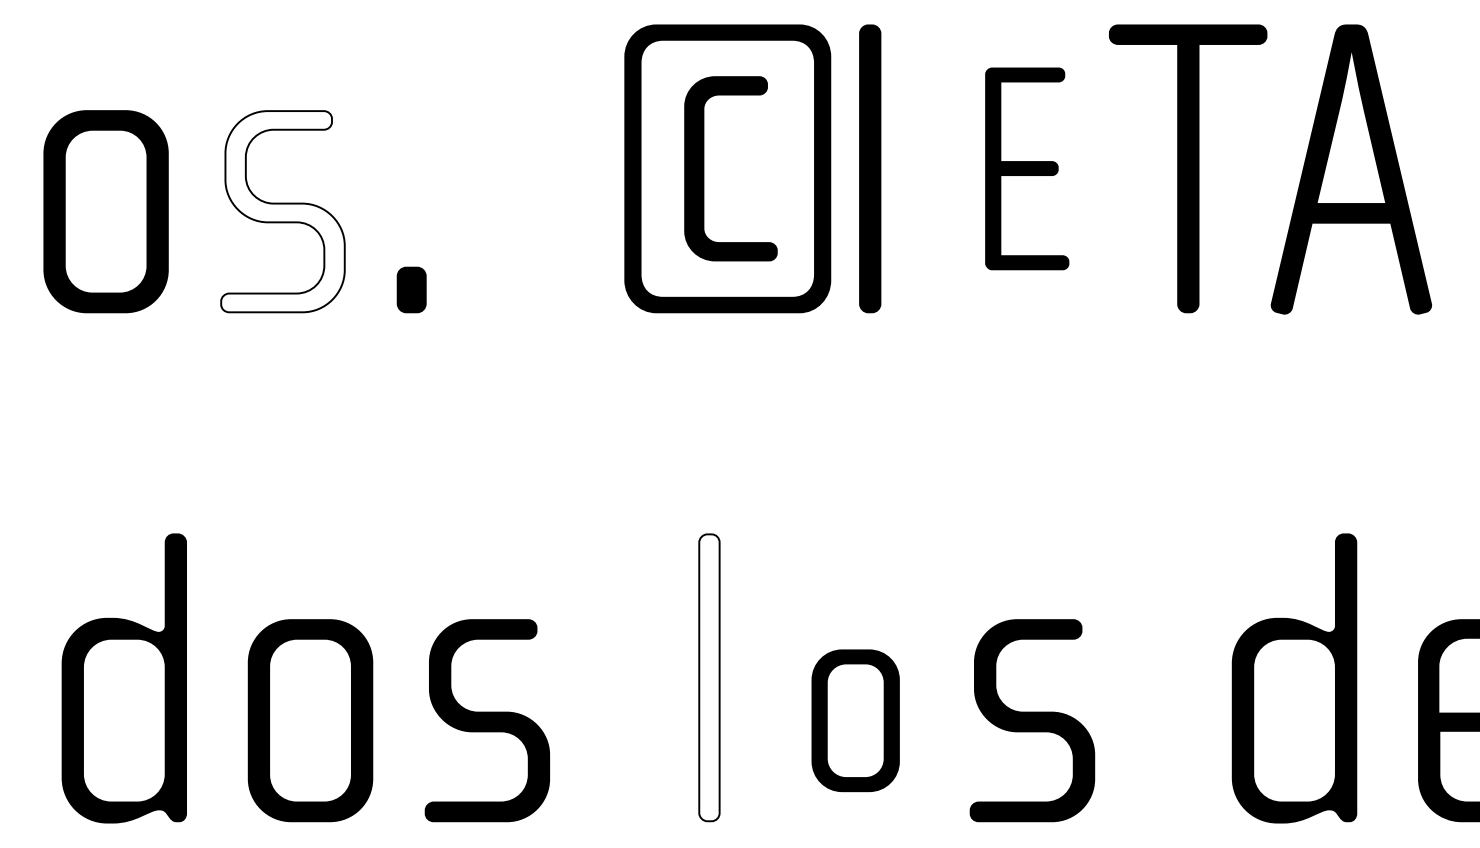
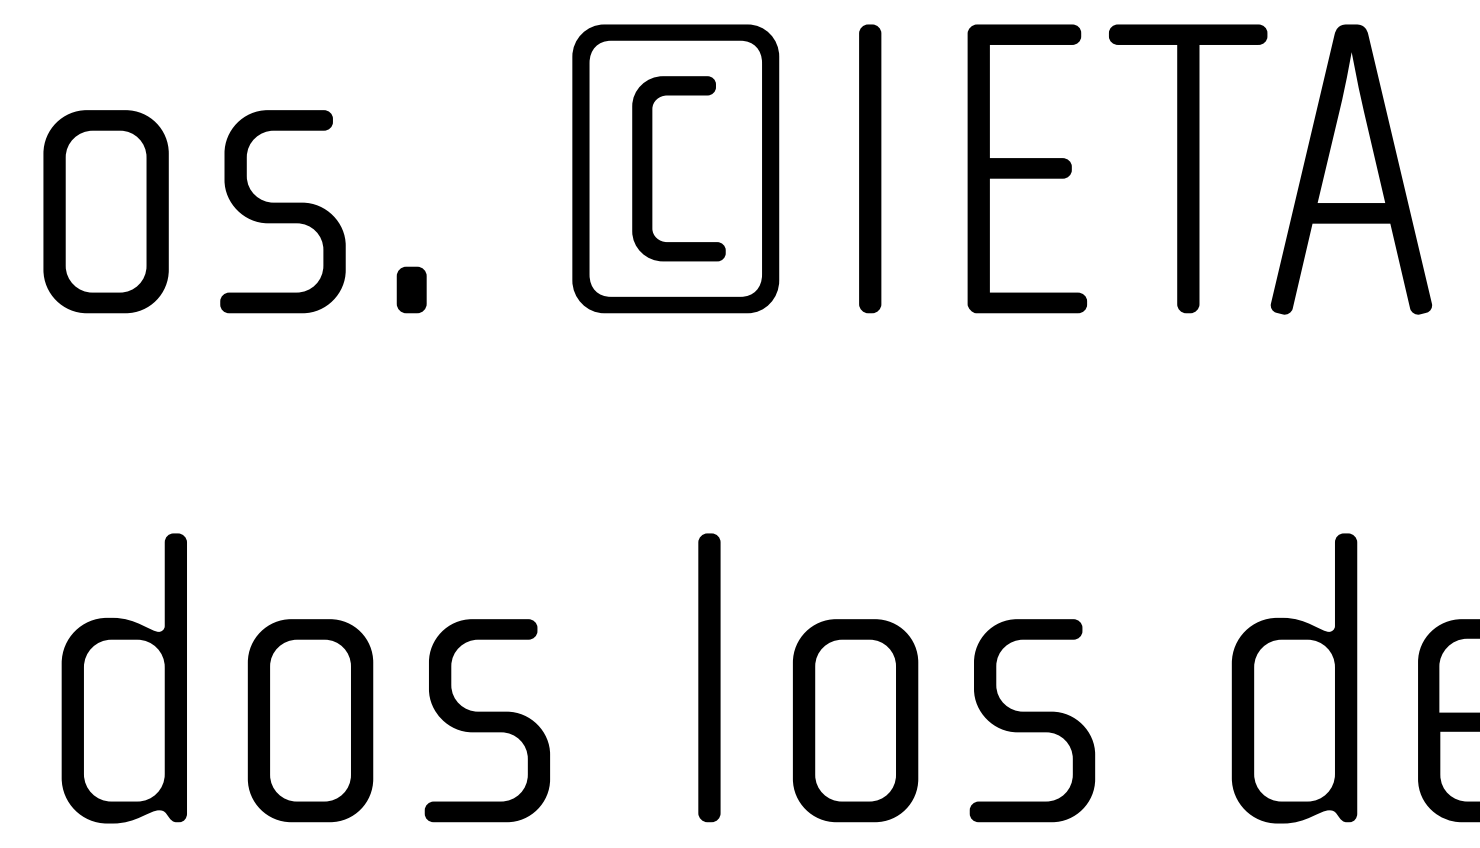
part position: (727, 168) -> (675, 168) (675, 168)
part size: 85x204 px -> 120x290 px (1026, 168)
fill: none -> present (282, 211)
fill: none -> present (709, 677)
part size: 89x144 px -> 126x204 px (855, 720)
